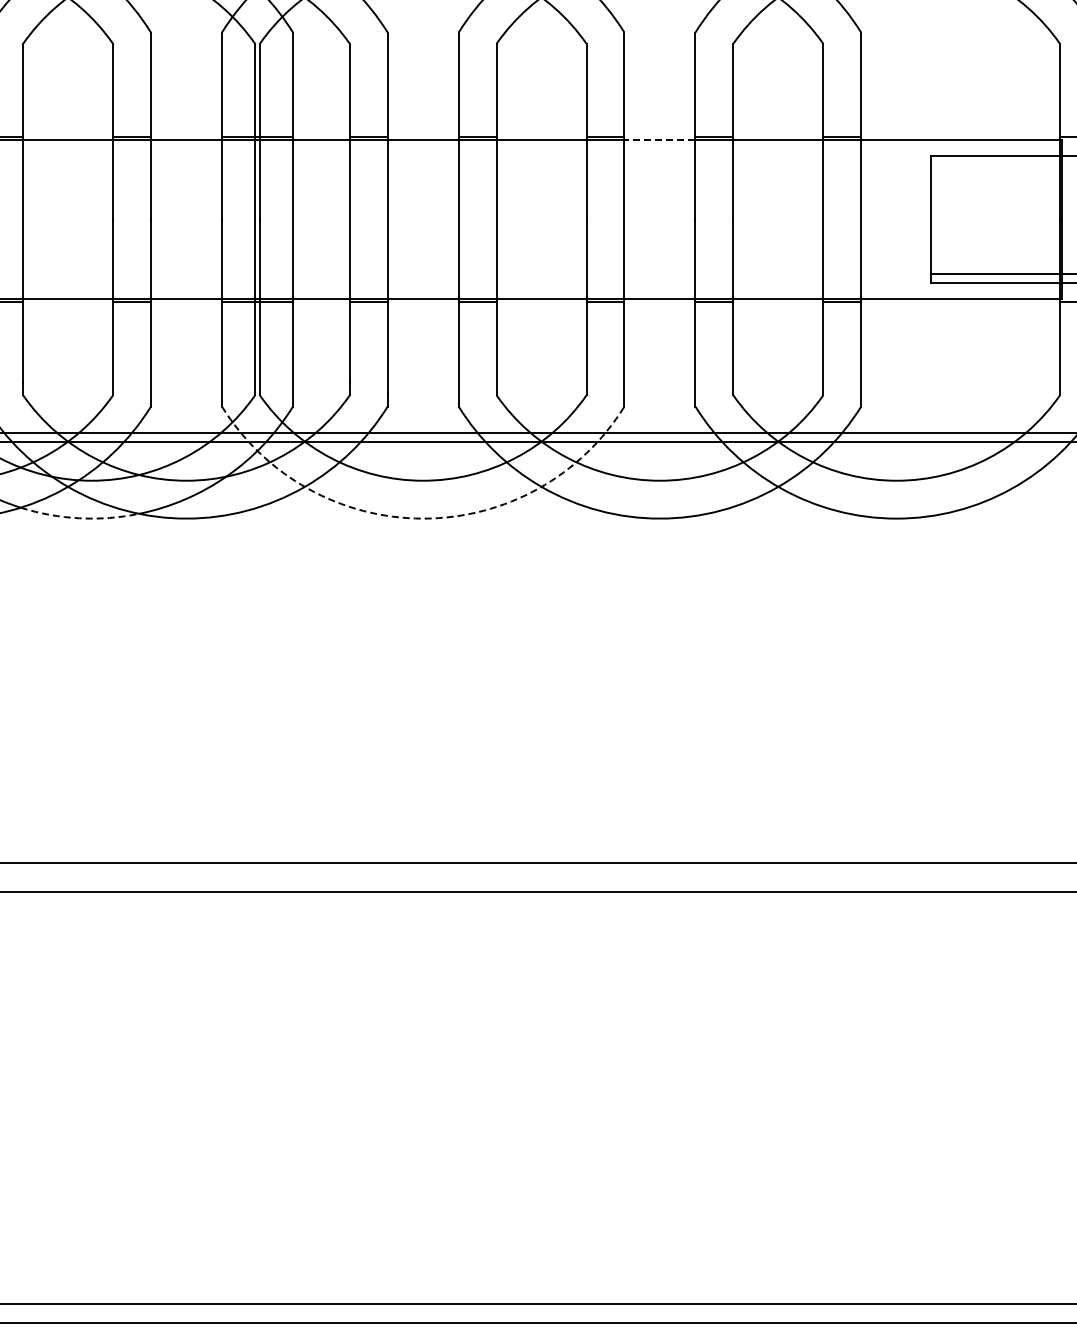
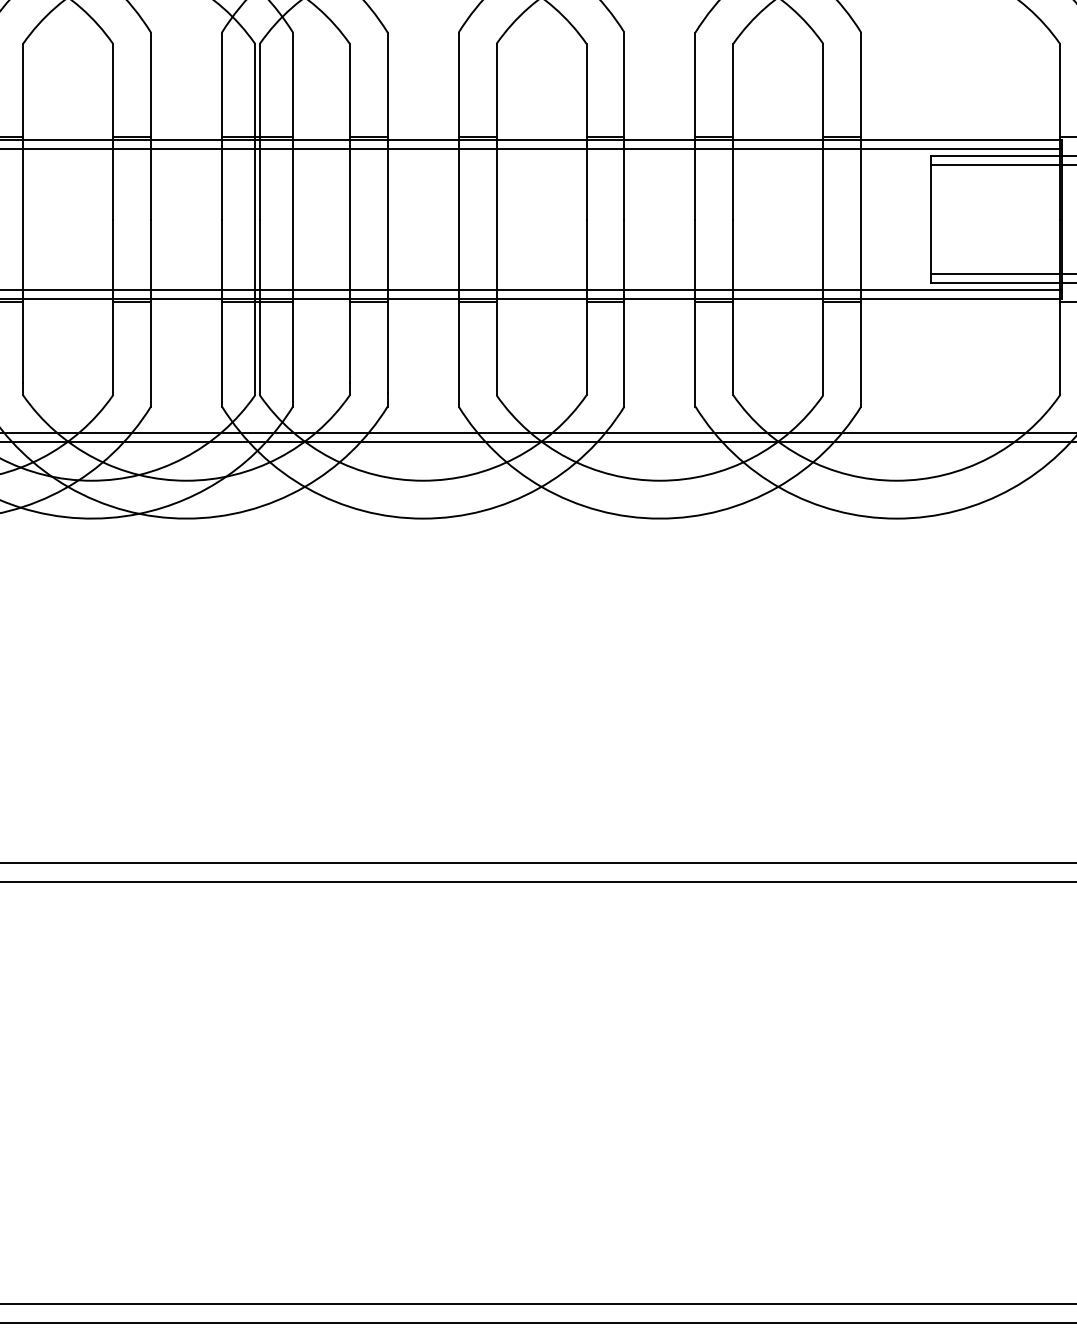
line: dashed -> solid (659, 139)
line: none -> present (531, 149)
line: none -> present (1001, 165)
line: none -> present (531, 289)
arc: dashed -> solid (79, 518)
arc: dashed -> solid (423, 518)
line position: (537, 892) -> (537, 882) (537, 882)
